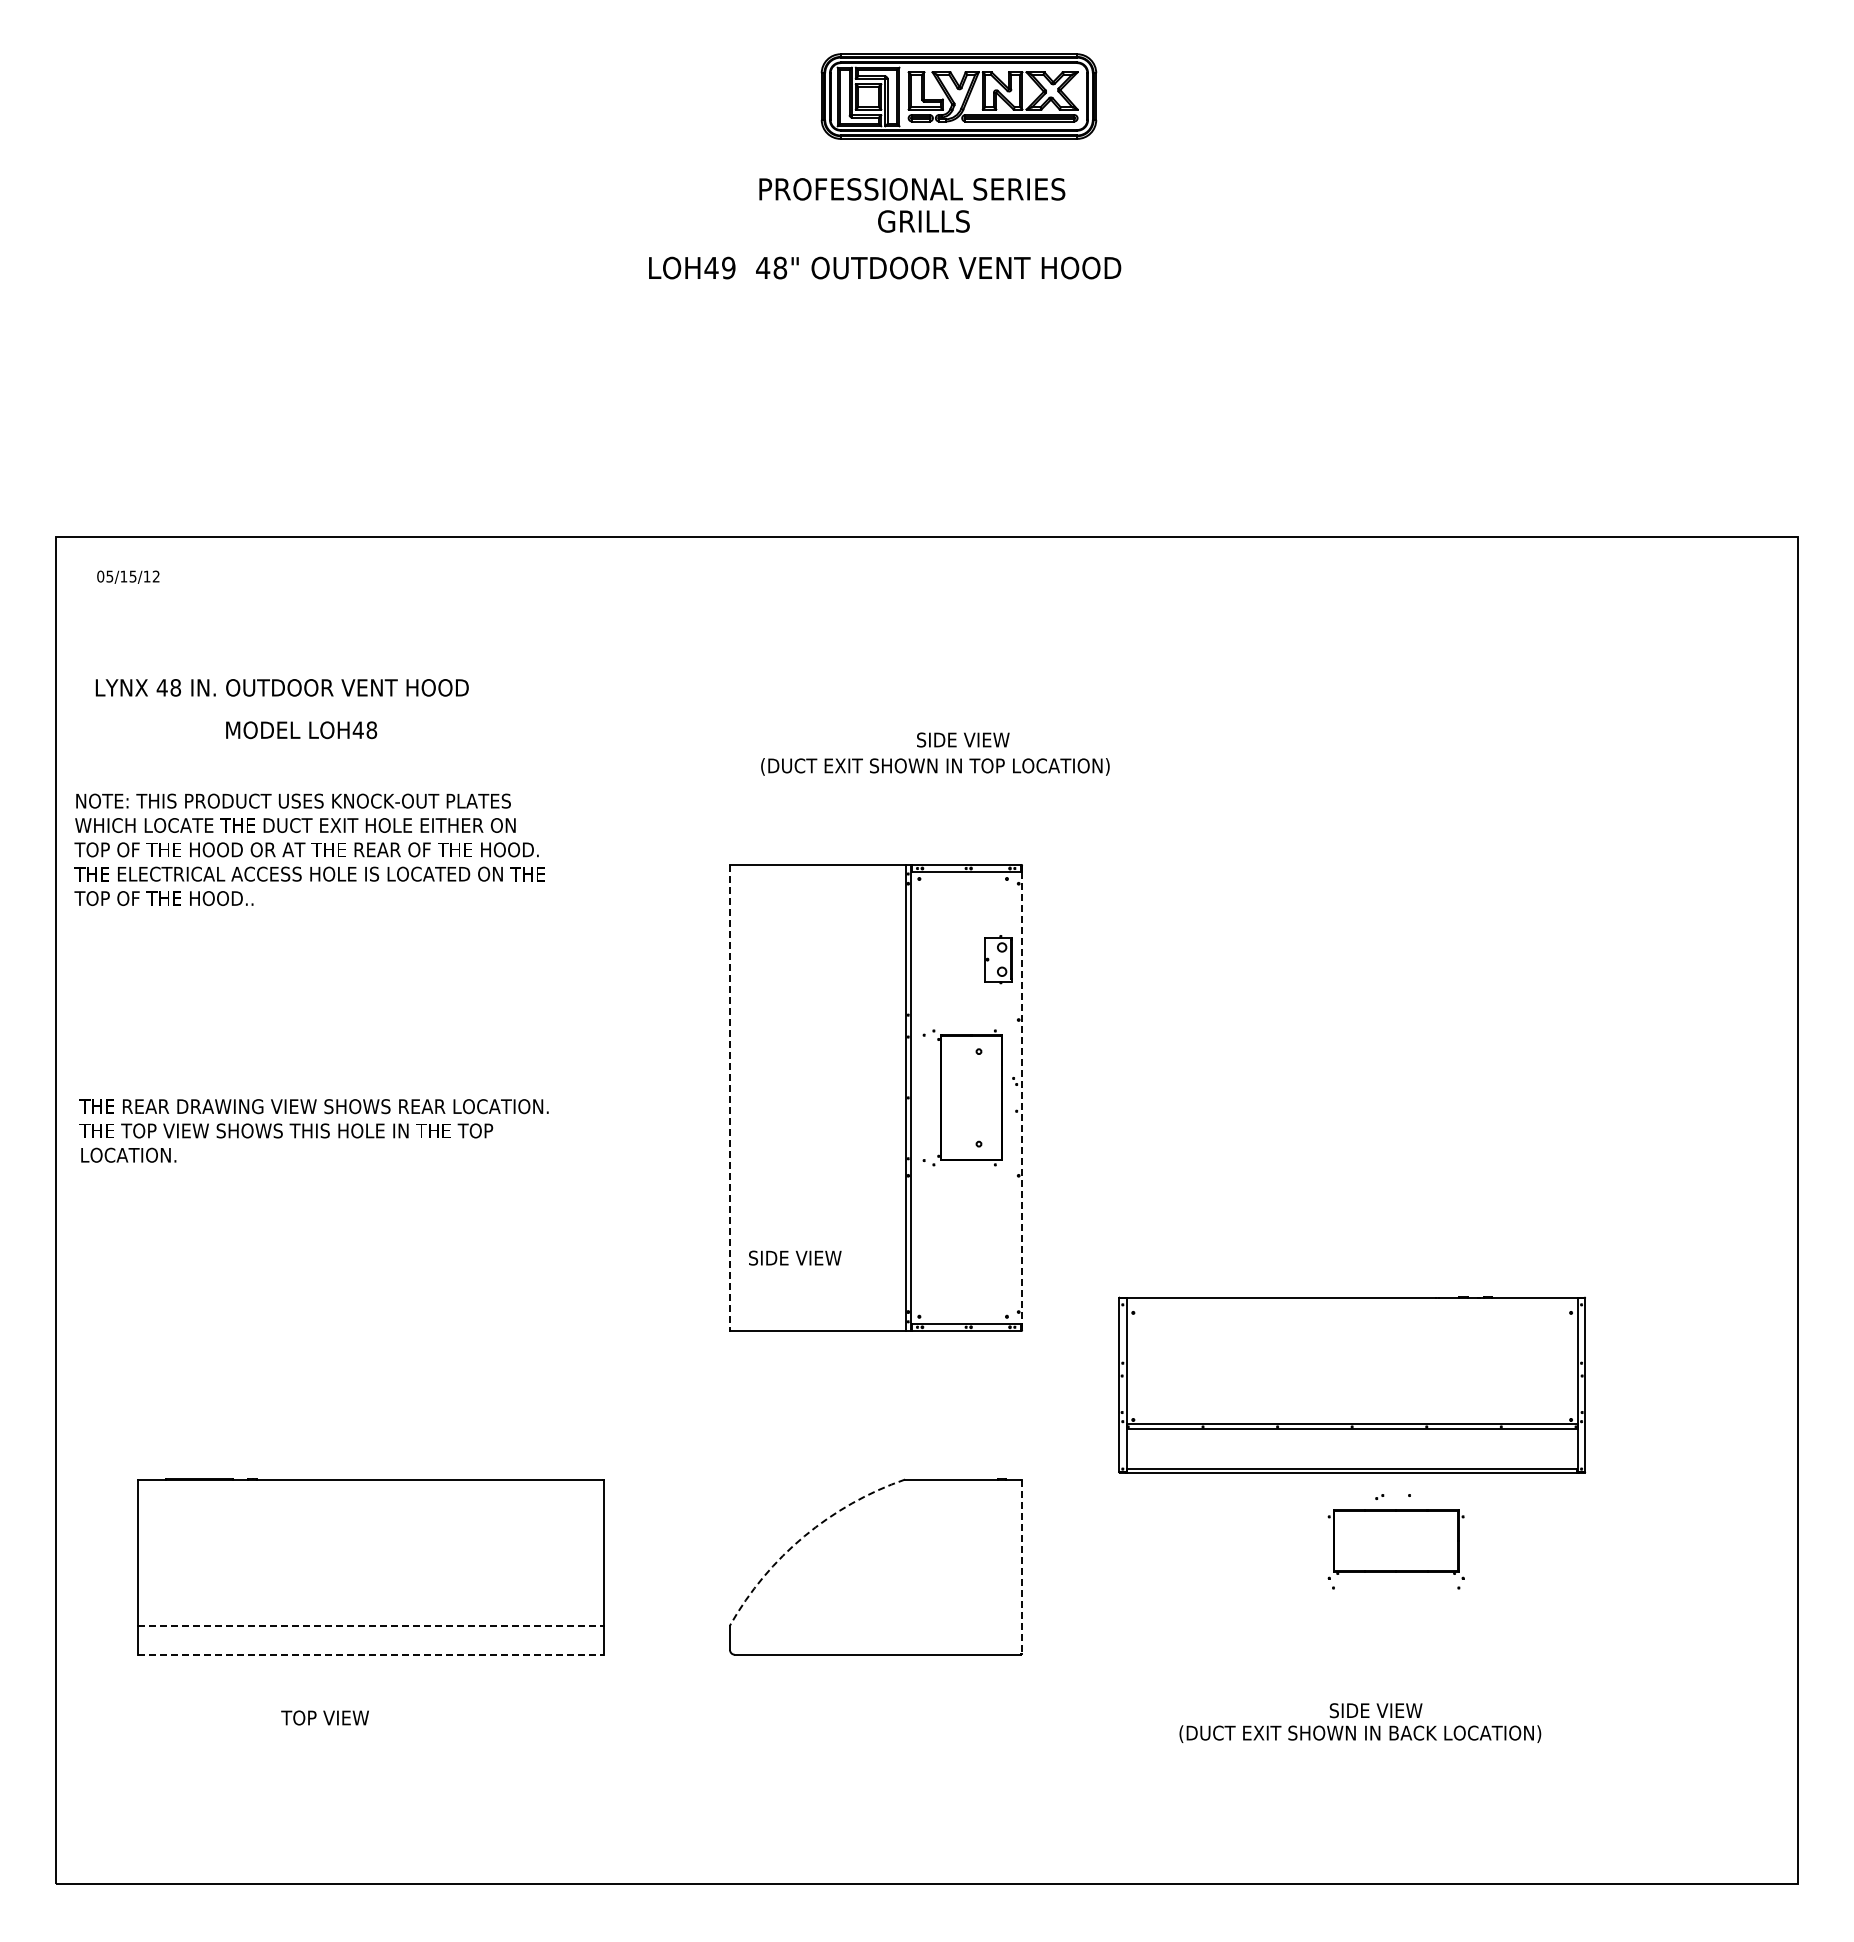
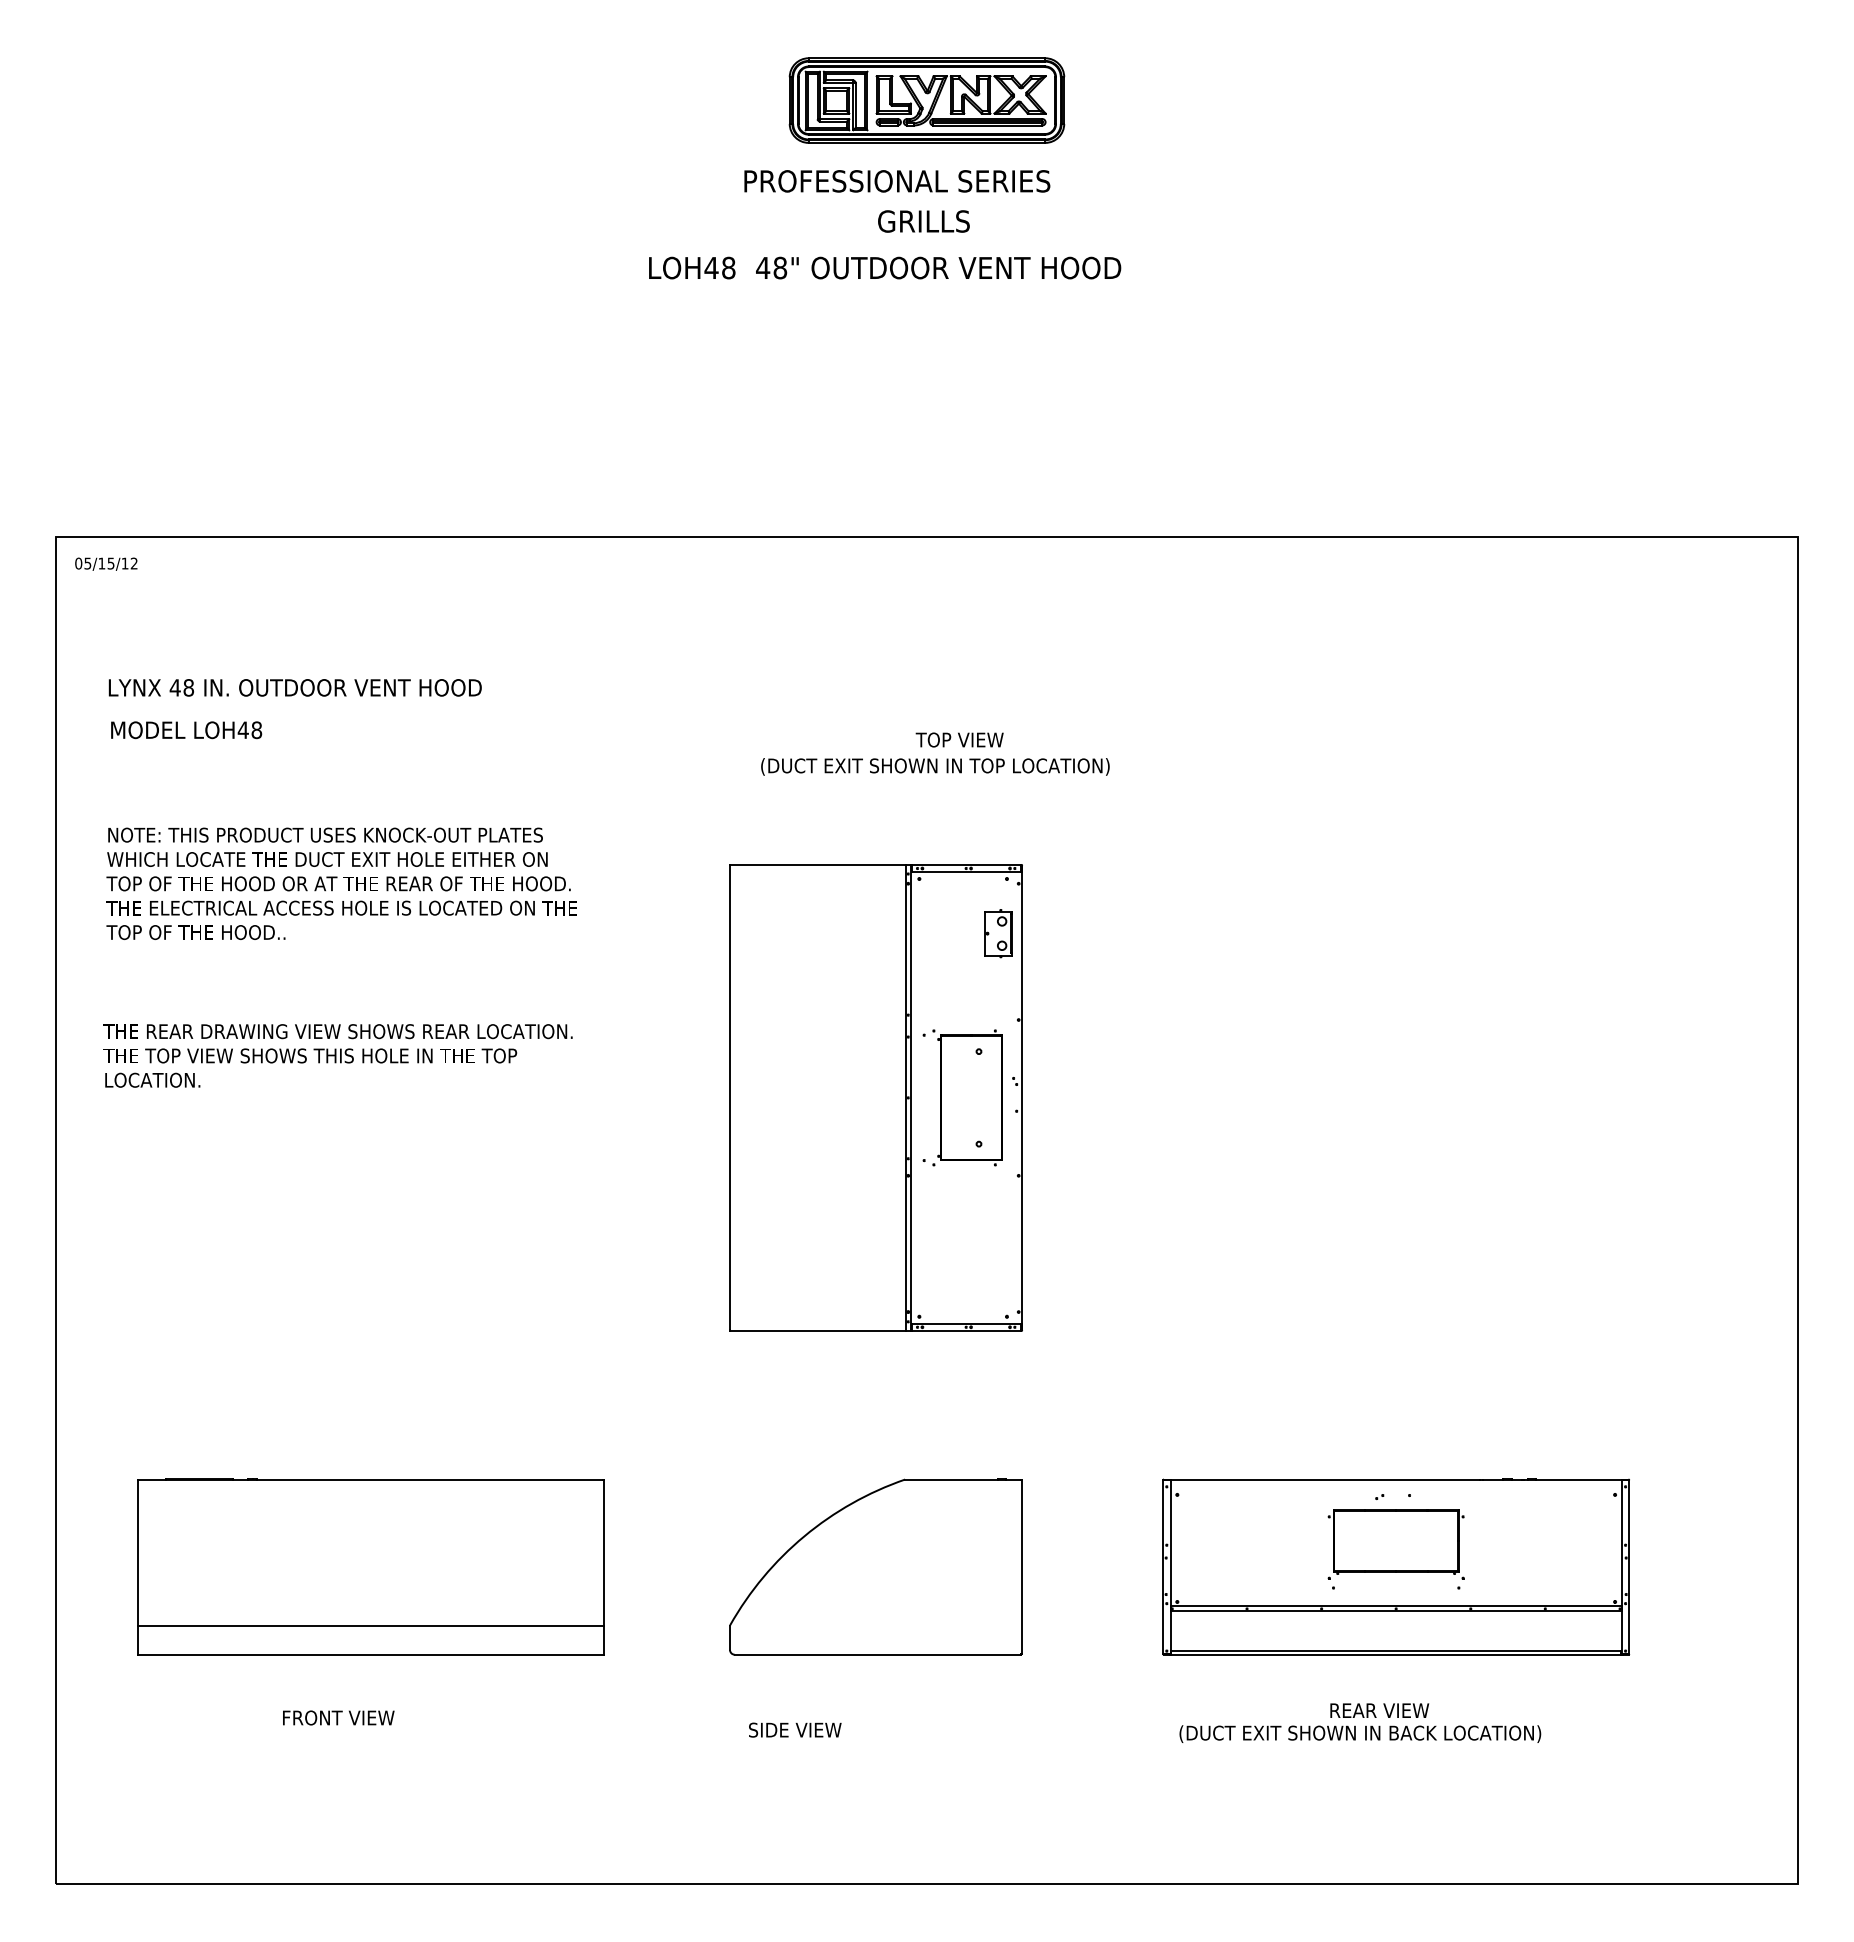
part position: (958, 96) -> (926, 100) (926, 100)
text position: (912, 189) -> (897, 181) (897, 181)
text: LOH49 -> LOH48 (728, 268)
text position: (128, 576) -> (106, 563) (106, 563)
text position: (281, 687) -> (294, 687) (294, 687)
text position: (301, 730) -> (186, 730) (186, 730)
text: SIDE VIEW -> TOP VIEW (962, 739)
text position: (309, 849) -> (341, 883) (341, 883)
part position: (998, 959) -> (998, 933) (998, 933)
line: dashed -> solid (730, 1097)
line: dashed -> solid (1022, 1101)
text position: (313, 1130) -> (337, 1055) (337, 1055)
text position: (795, 1257) -> (795, 1729) (795, 1729)
part position: (1352, 1384) -> (1396, 1566) (1396, 1566)
arc: dashed -> solid (804, 1536)
line: dashed -> solid (1022, 1567)
line: dashed -> solid (371, 1626)
line: dashed -> solid (371, 1654)
text: SIDE VIEW -> REAR VIEW (1379, 1710)
text: TOP VIEW -> FRONT VIEW (337, 1717)
